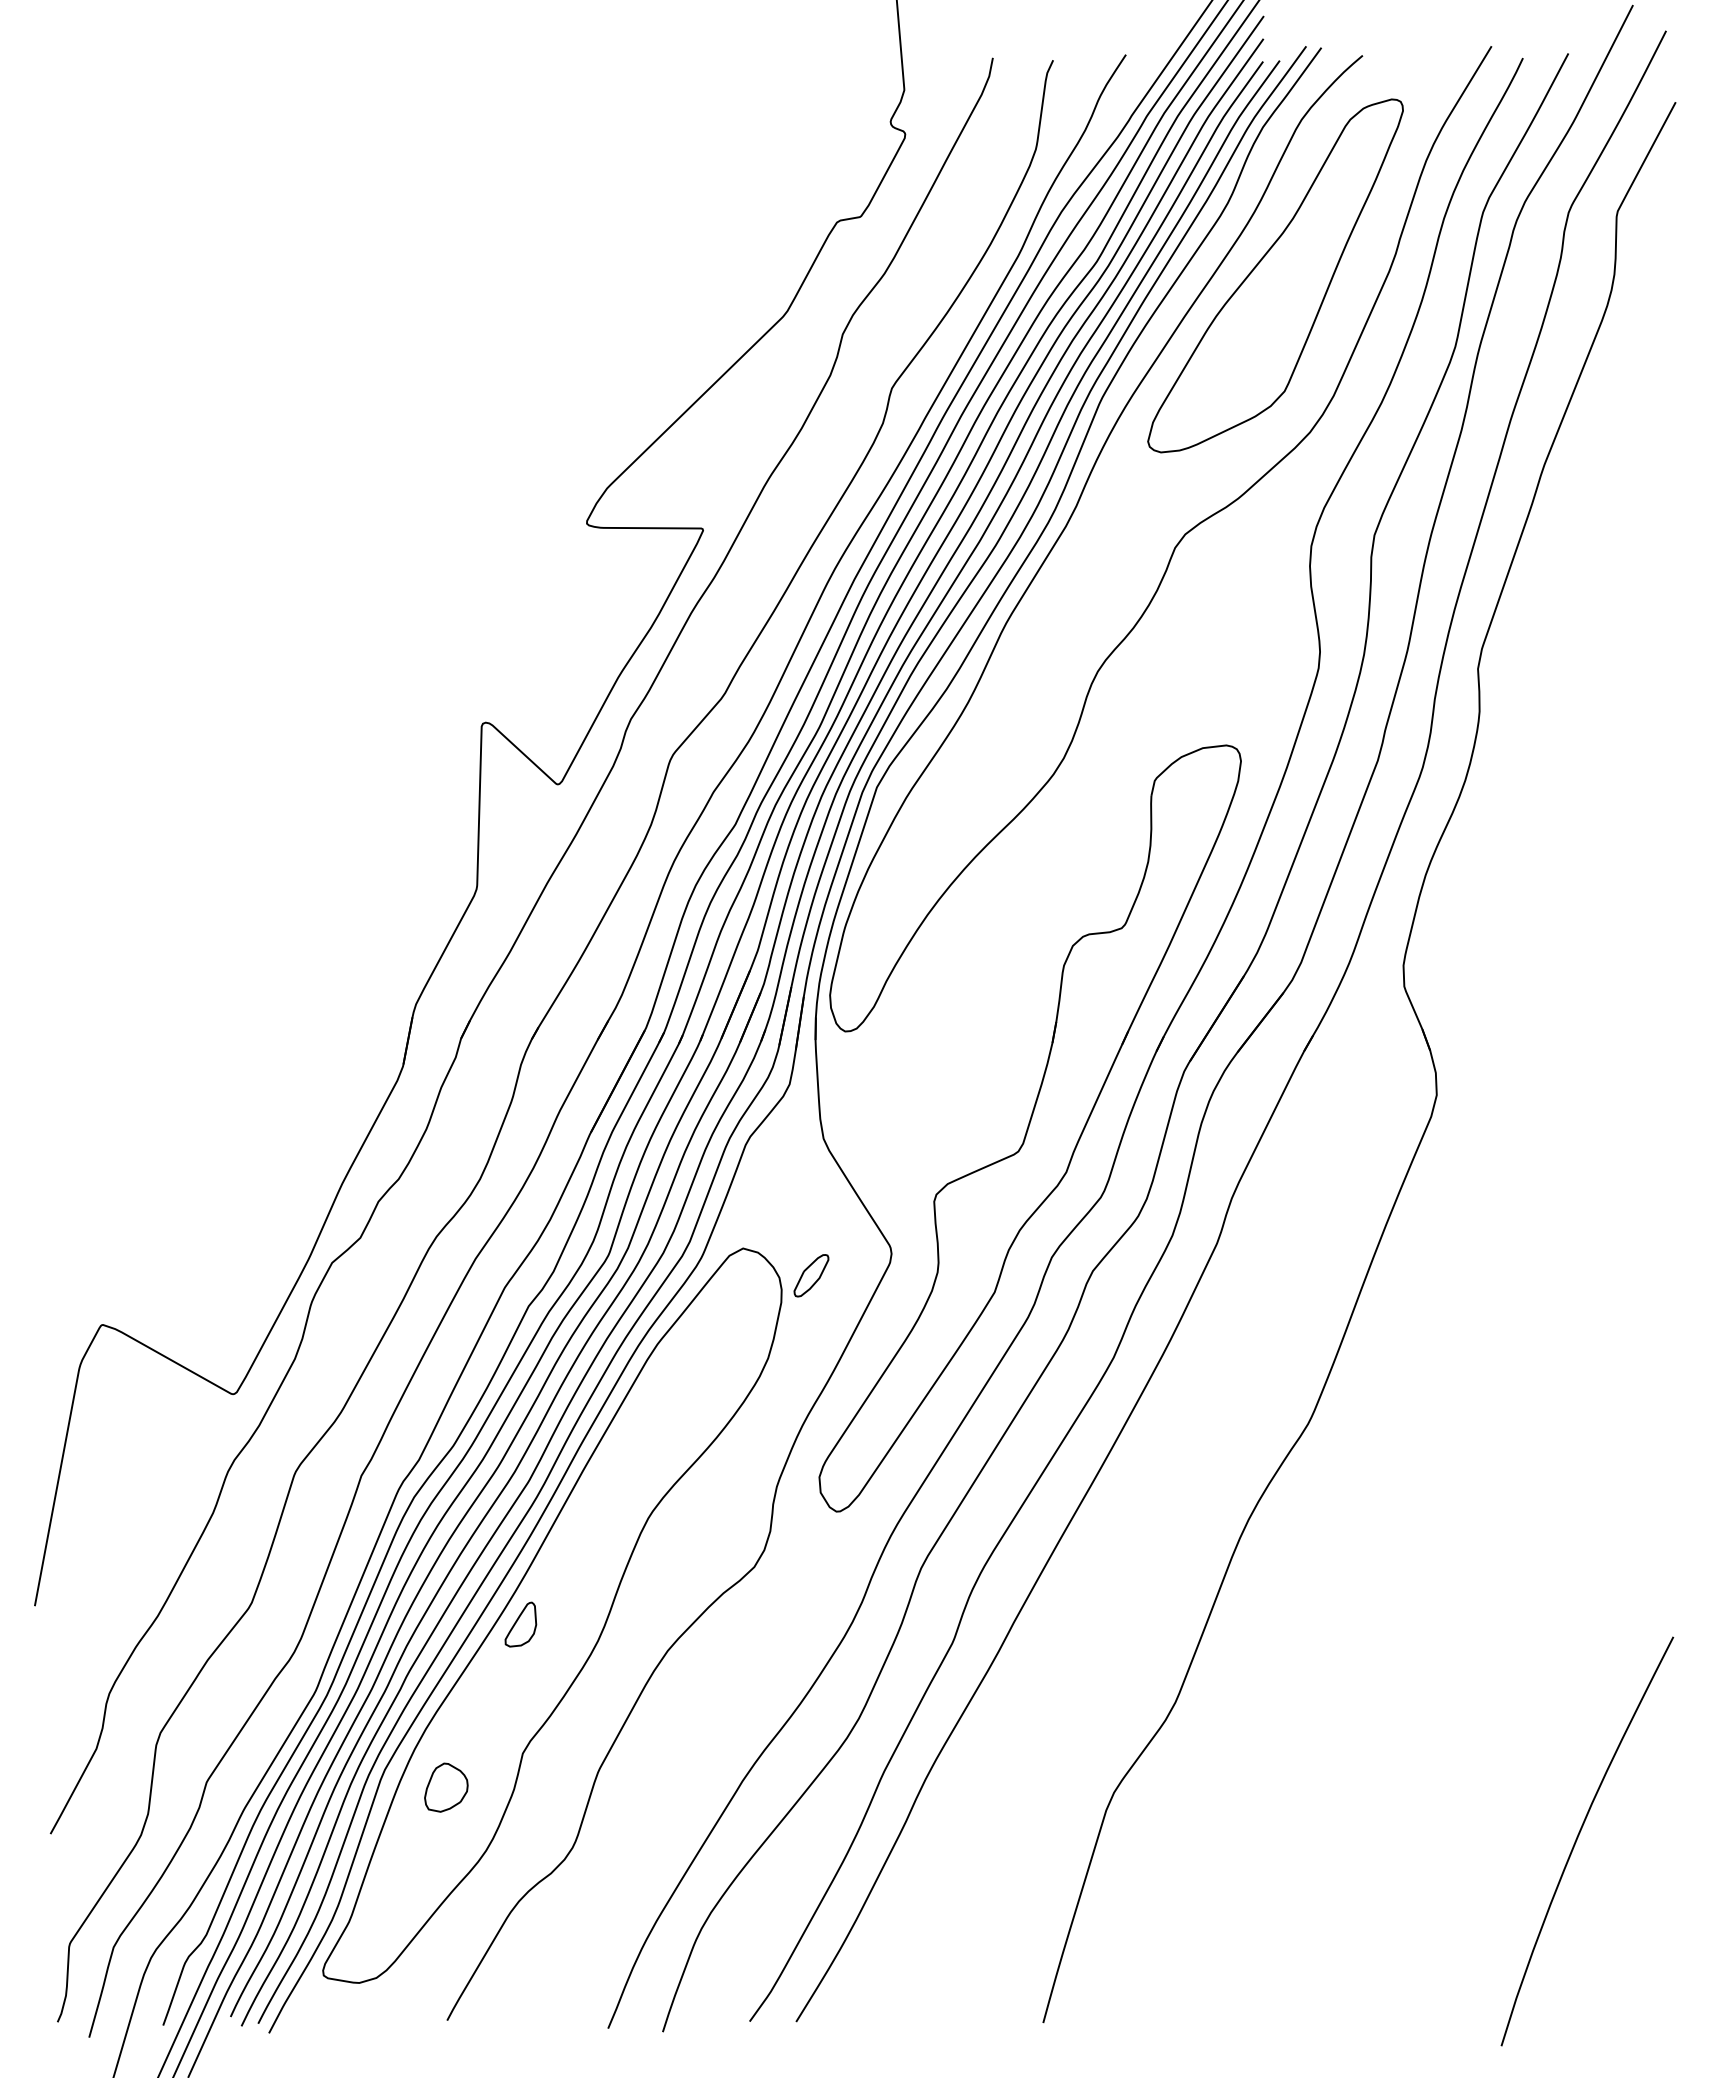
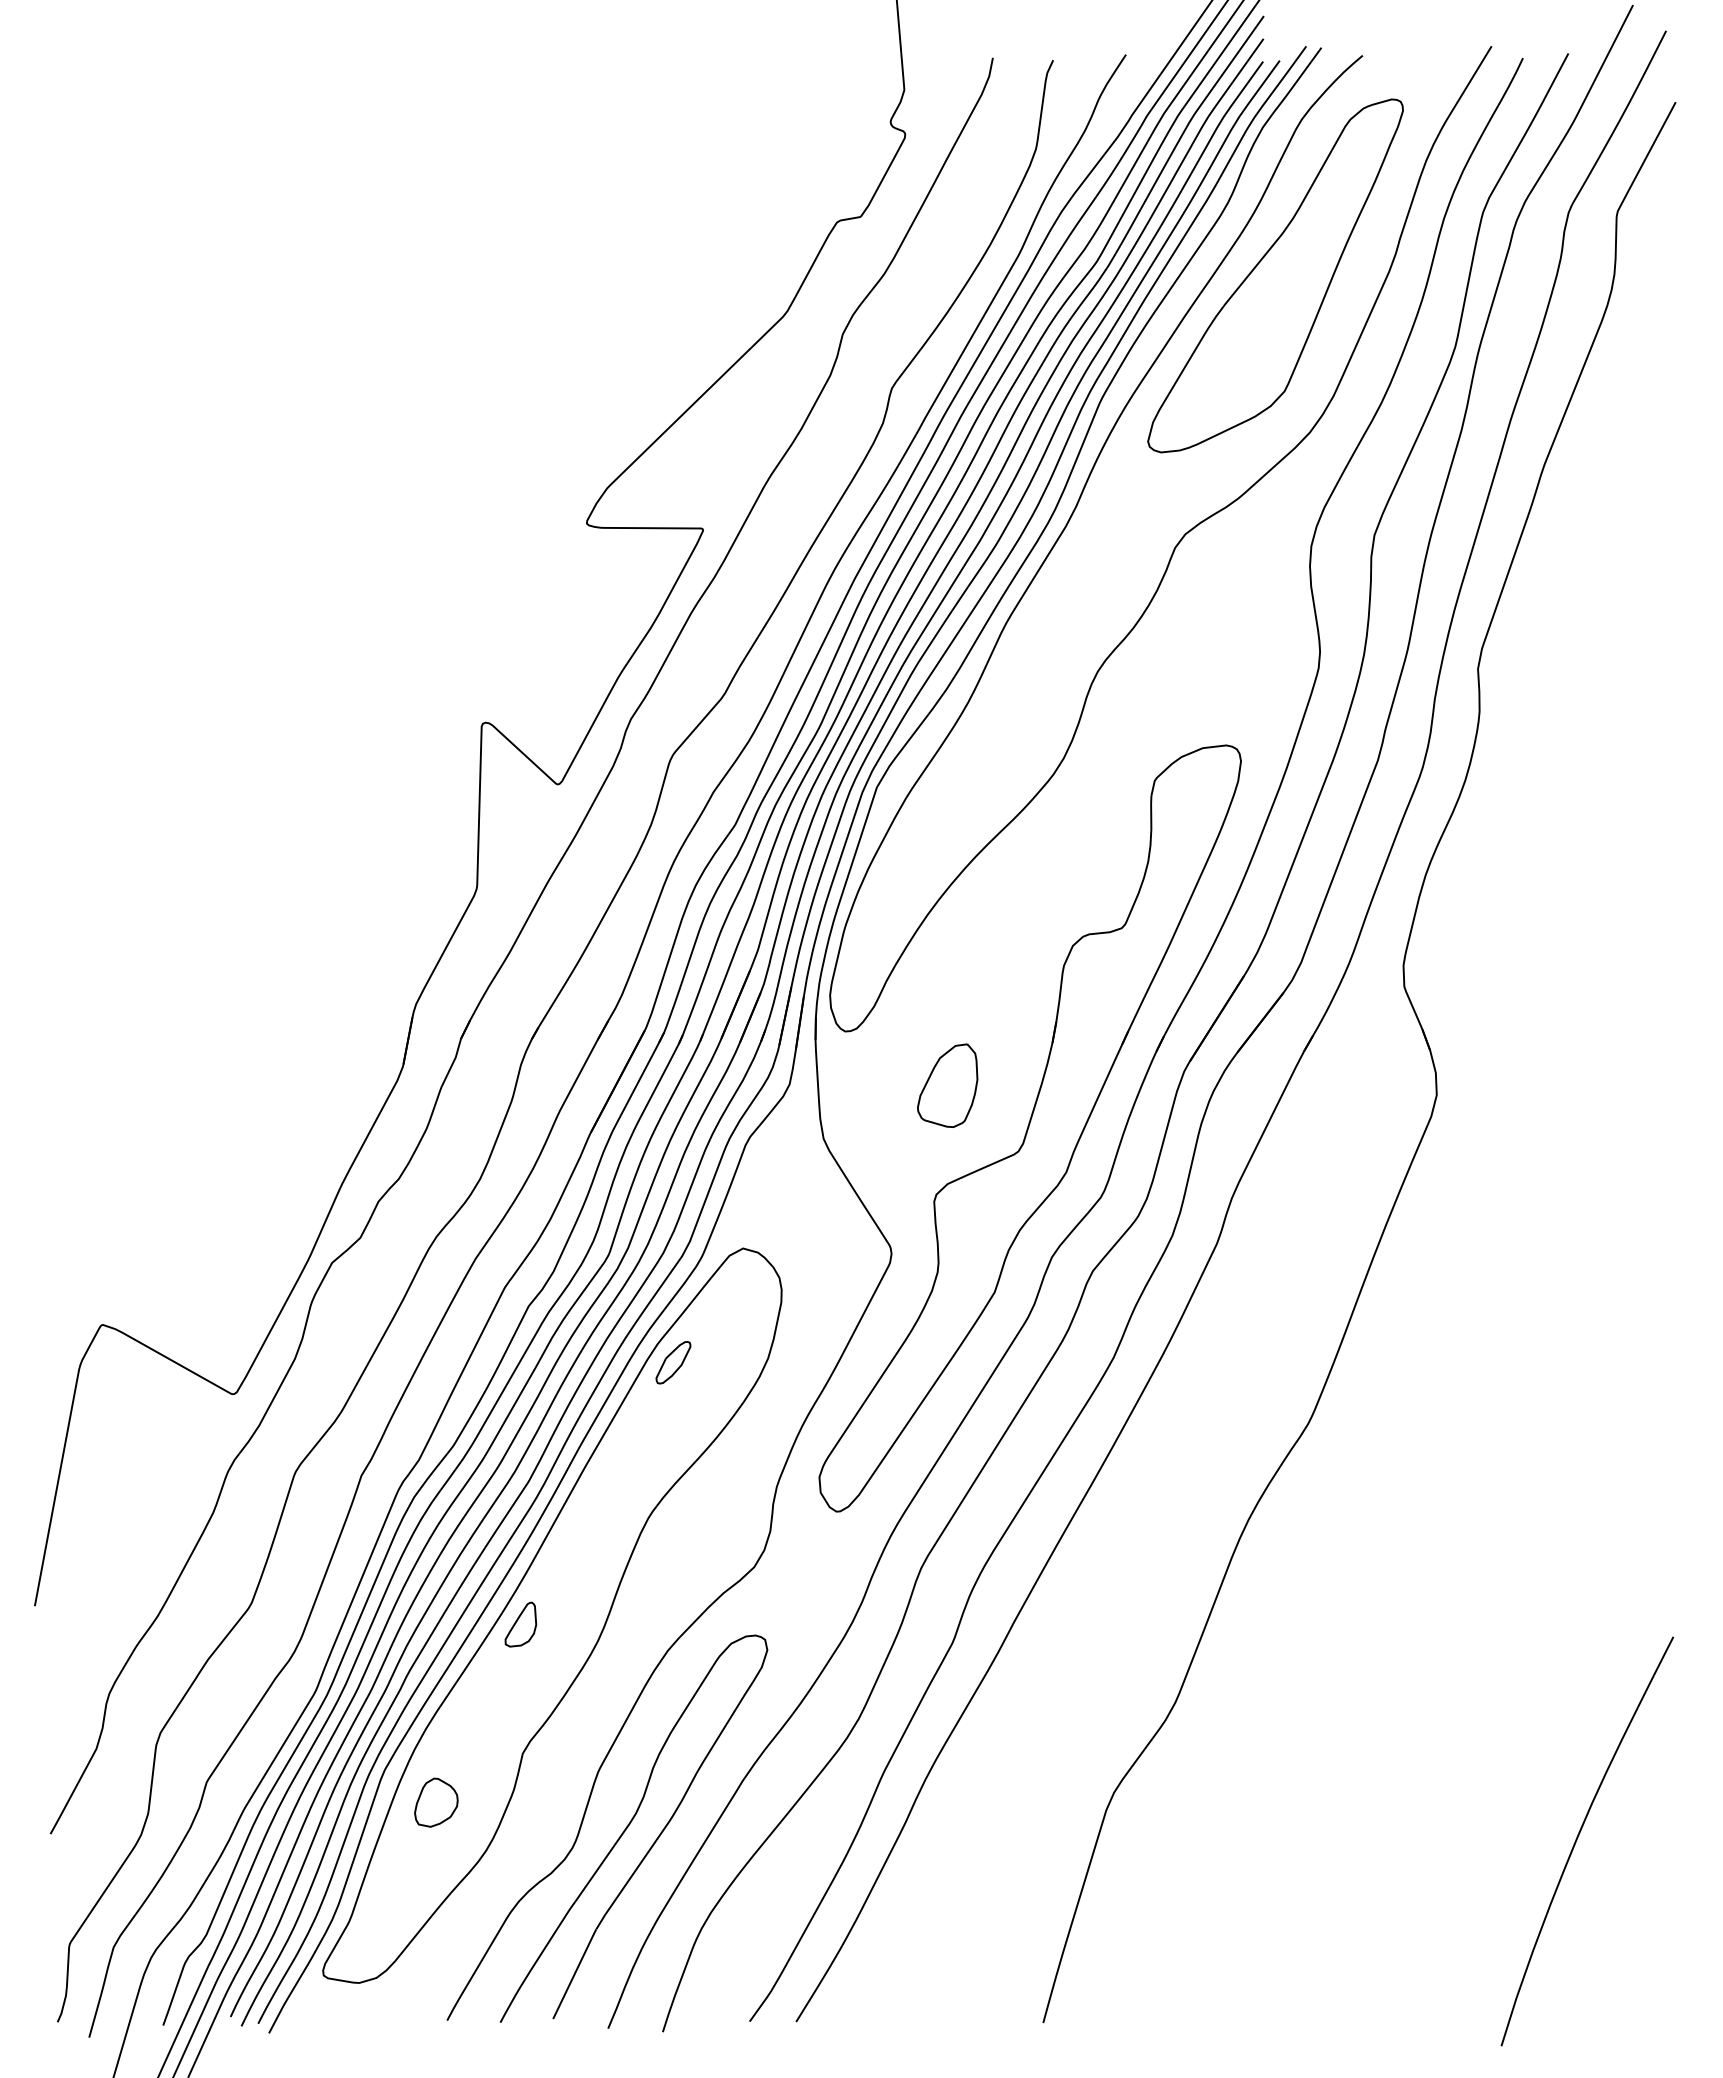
part: none -> present (947, 1085)
part position: (811, 1275) -> (673, 1362) (673, 1362)
part position: (446, 1787) -> (436, 1802) (436, 1802)
part: none -> present (633, 1828)
